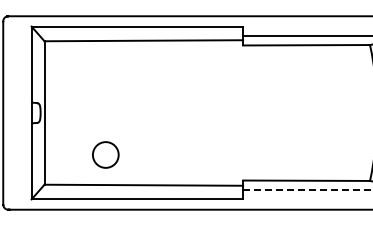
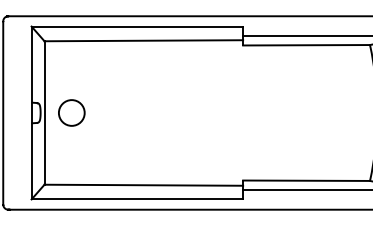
circle position: (105, 154) -> (71, 112) (71, 112)
line: dashed -> solid (307, 189)
